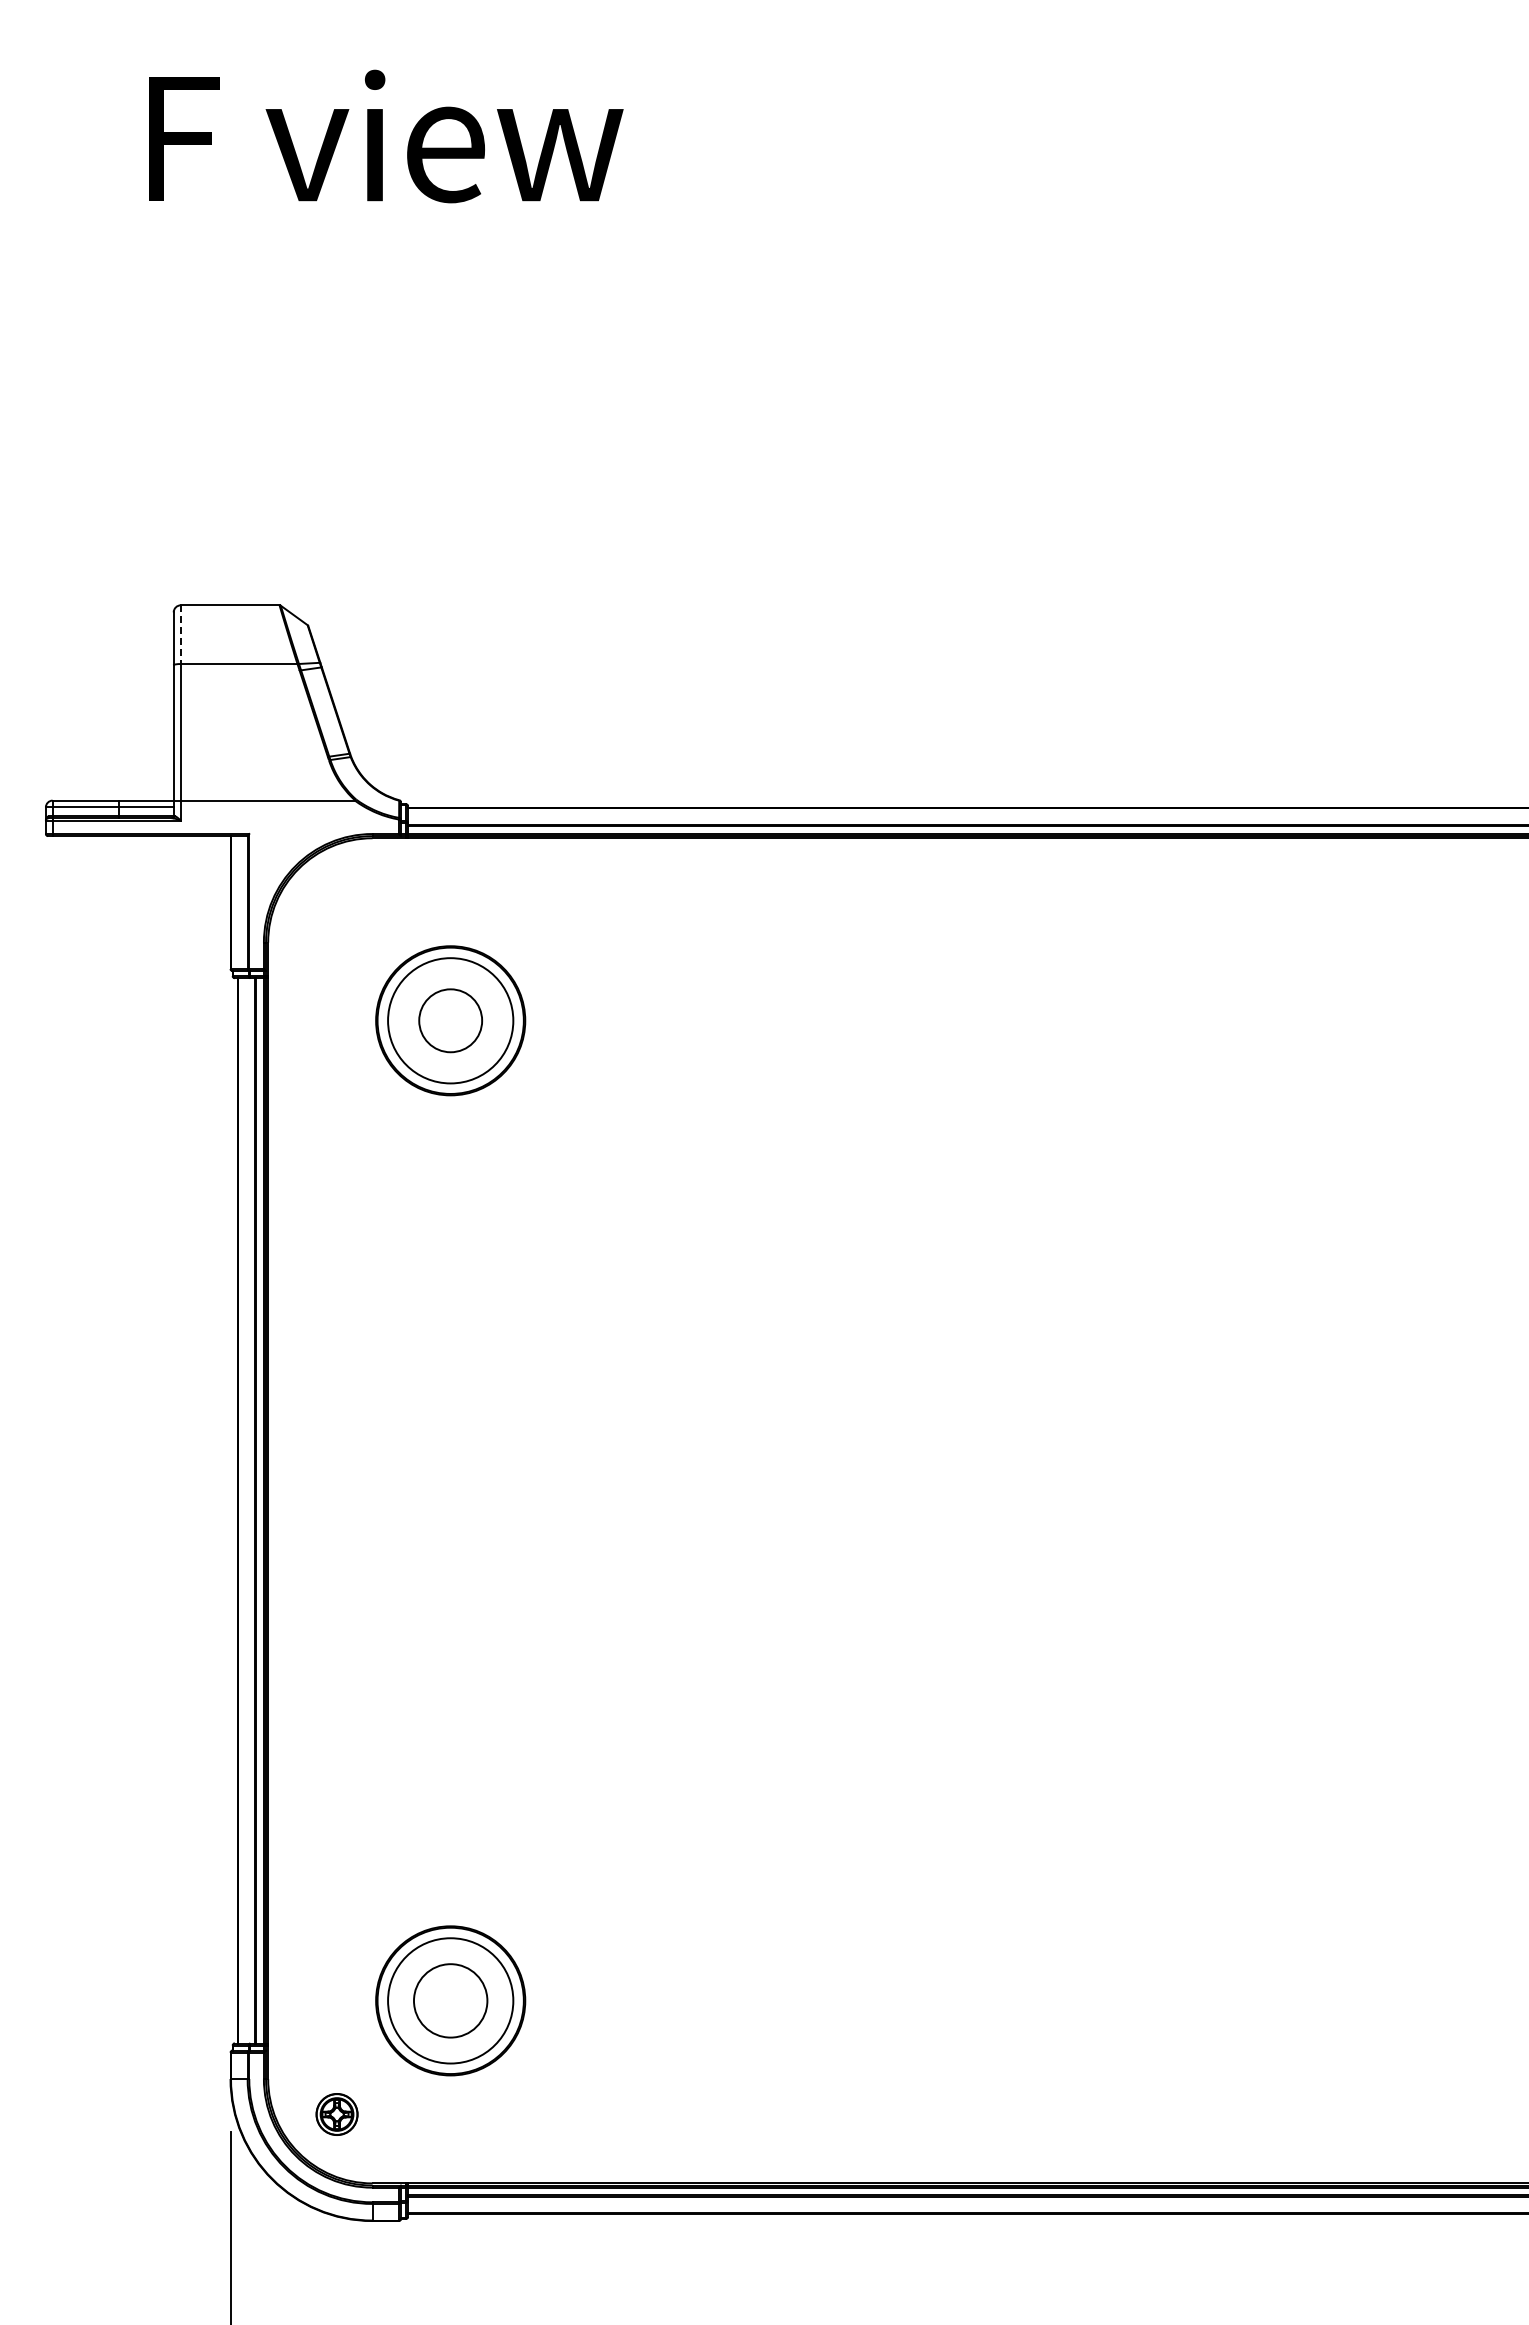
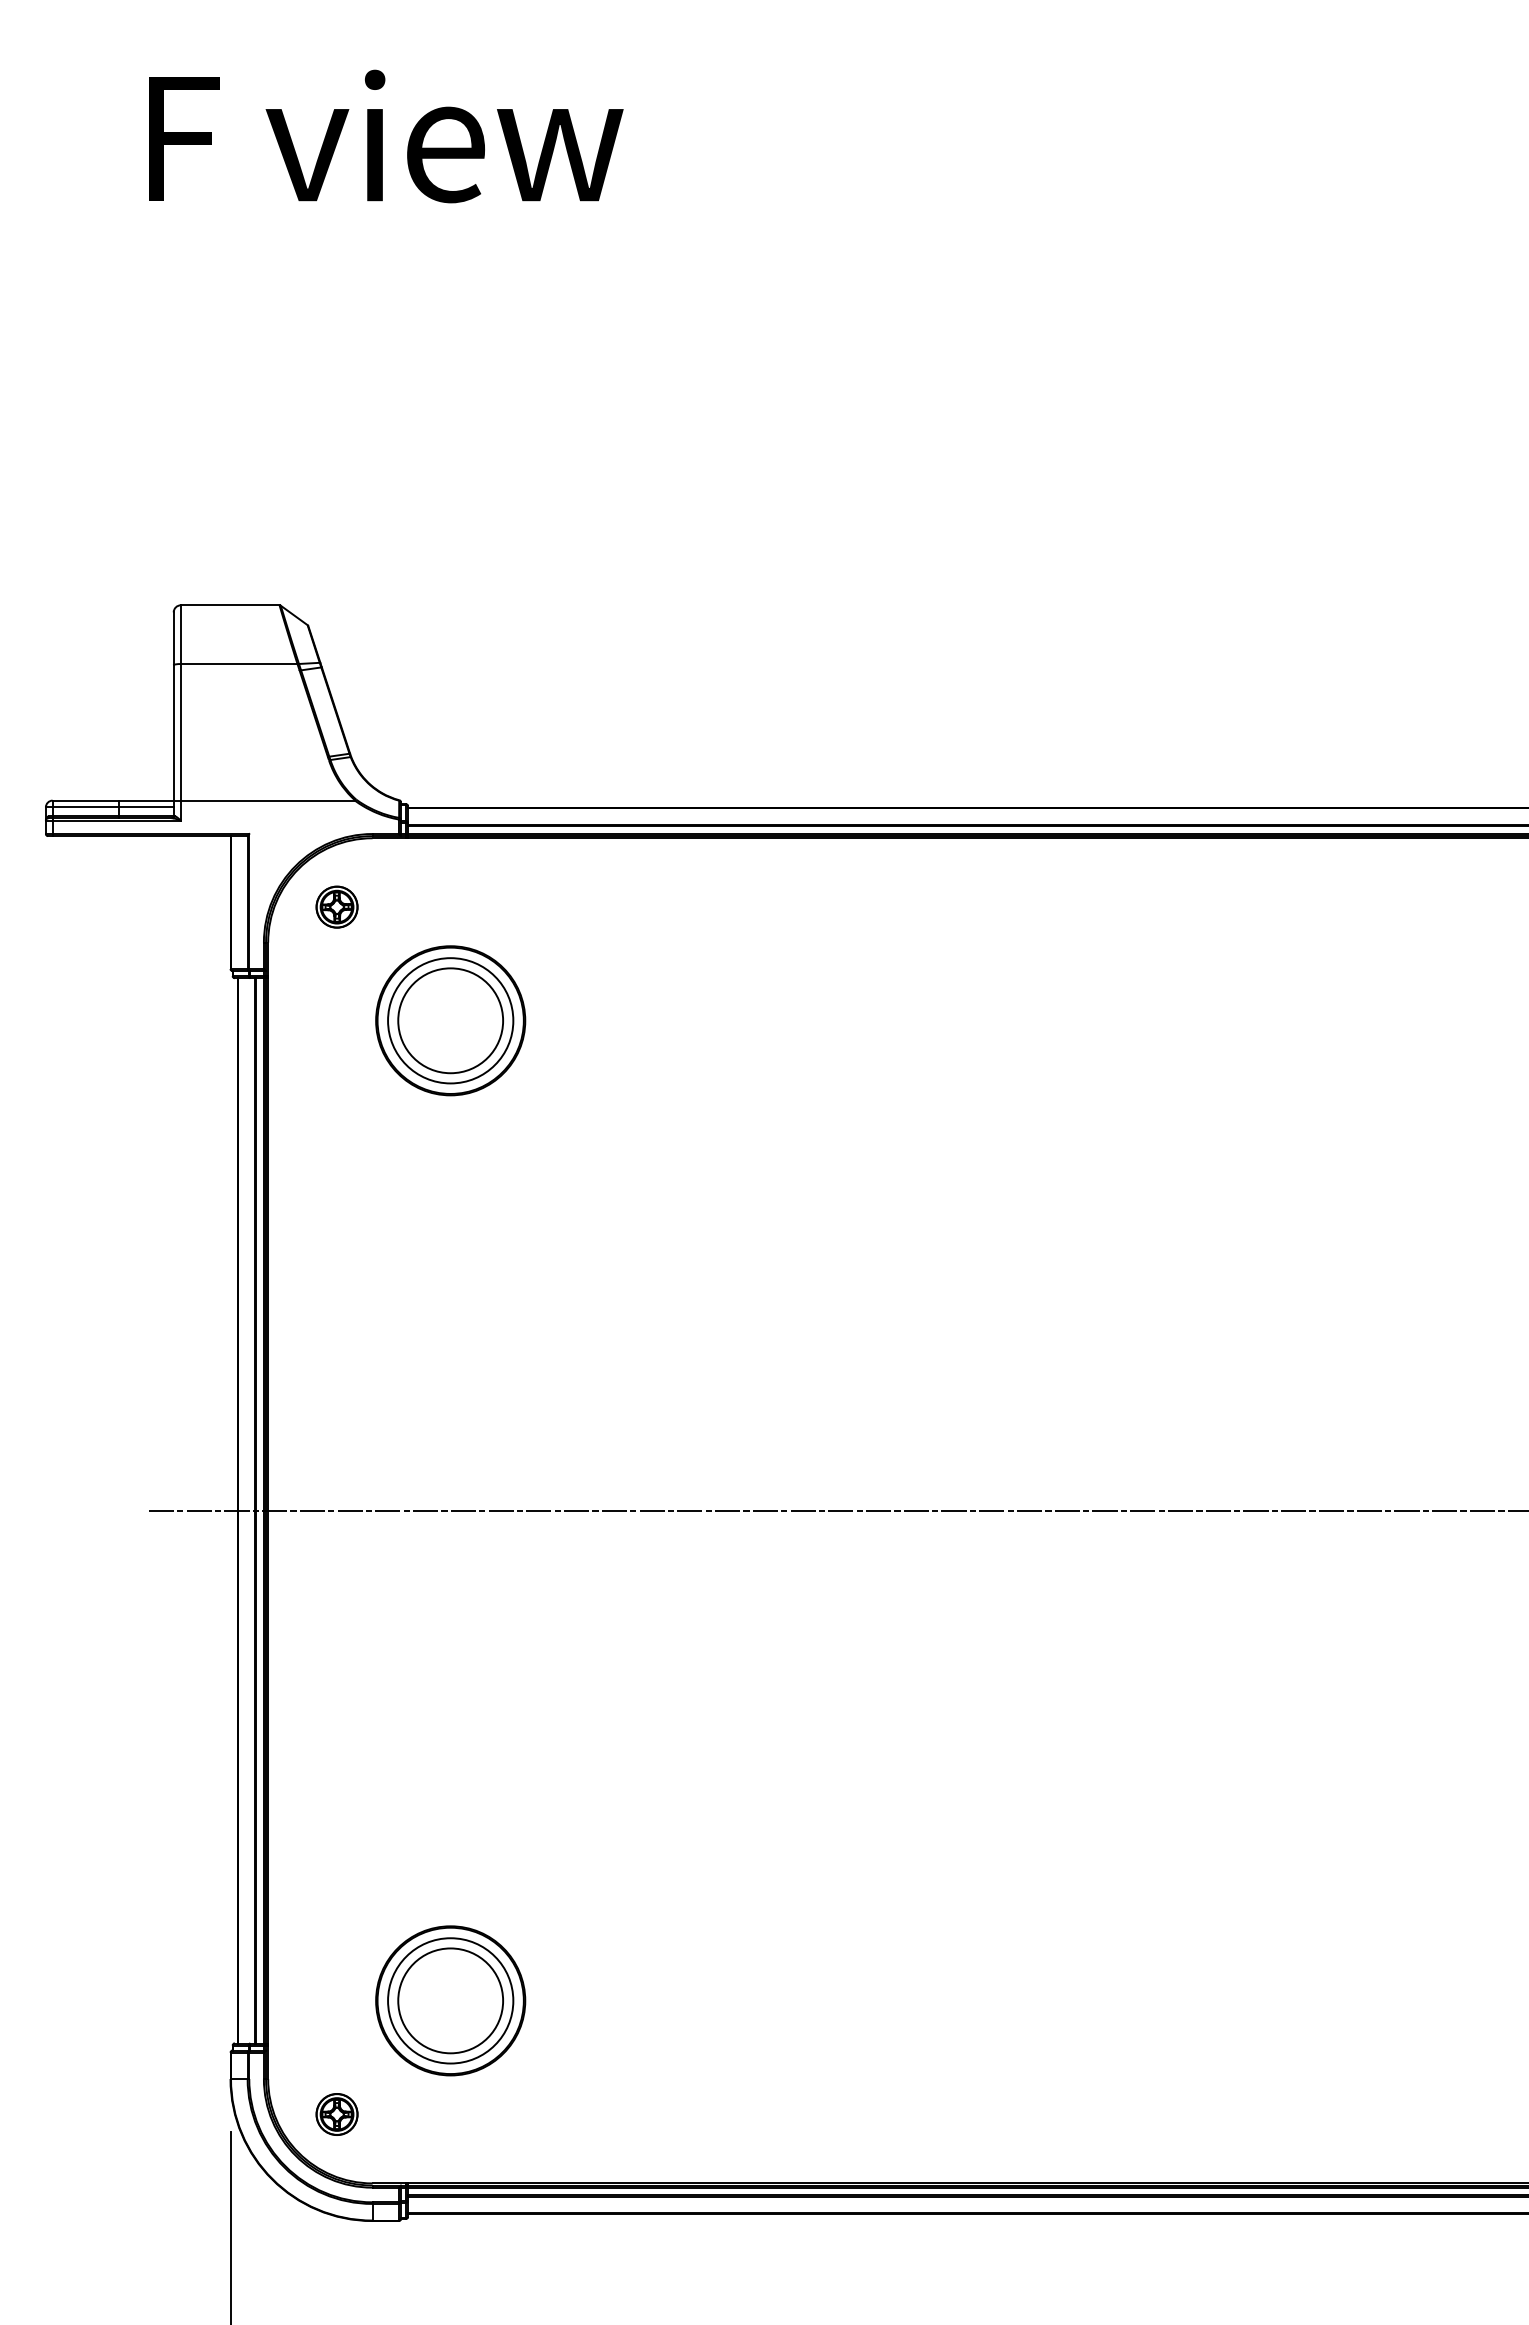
line: dashed -> solid (180, 635)
part: none -> present (336, 906)
circle diameter: 63 px -> 105 px (450, 1020)
line: none -> present (836, 1510)
circle diameter: 73 px -> 105 px (450, 2000)
